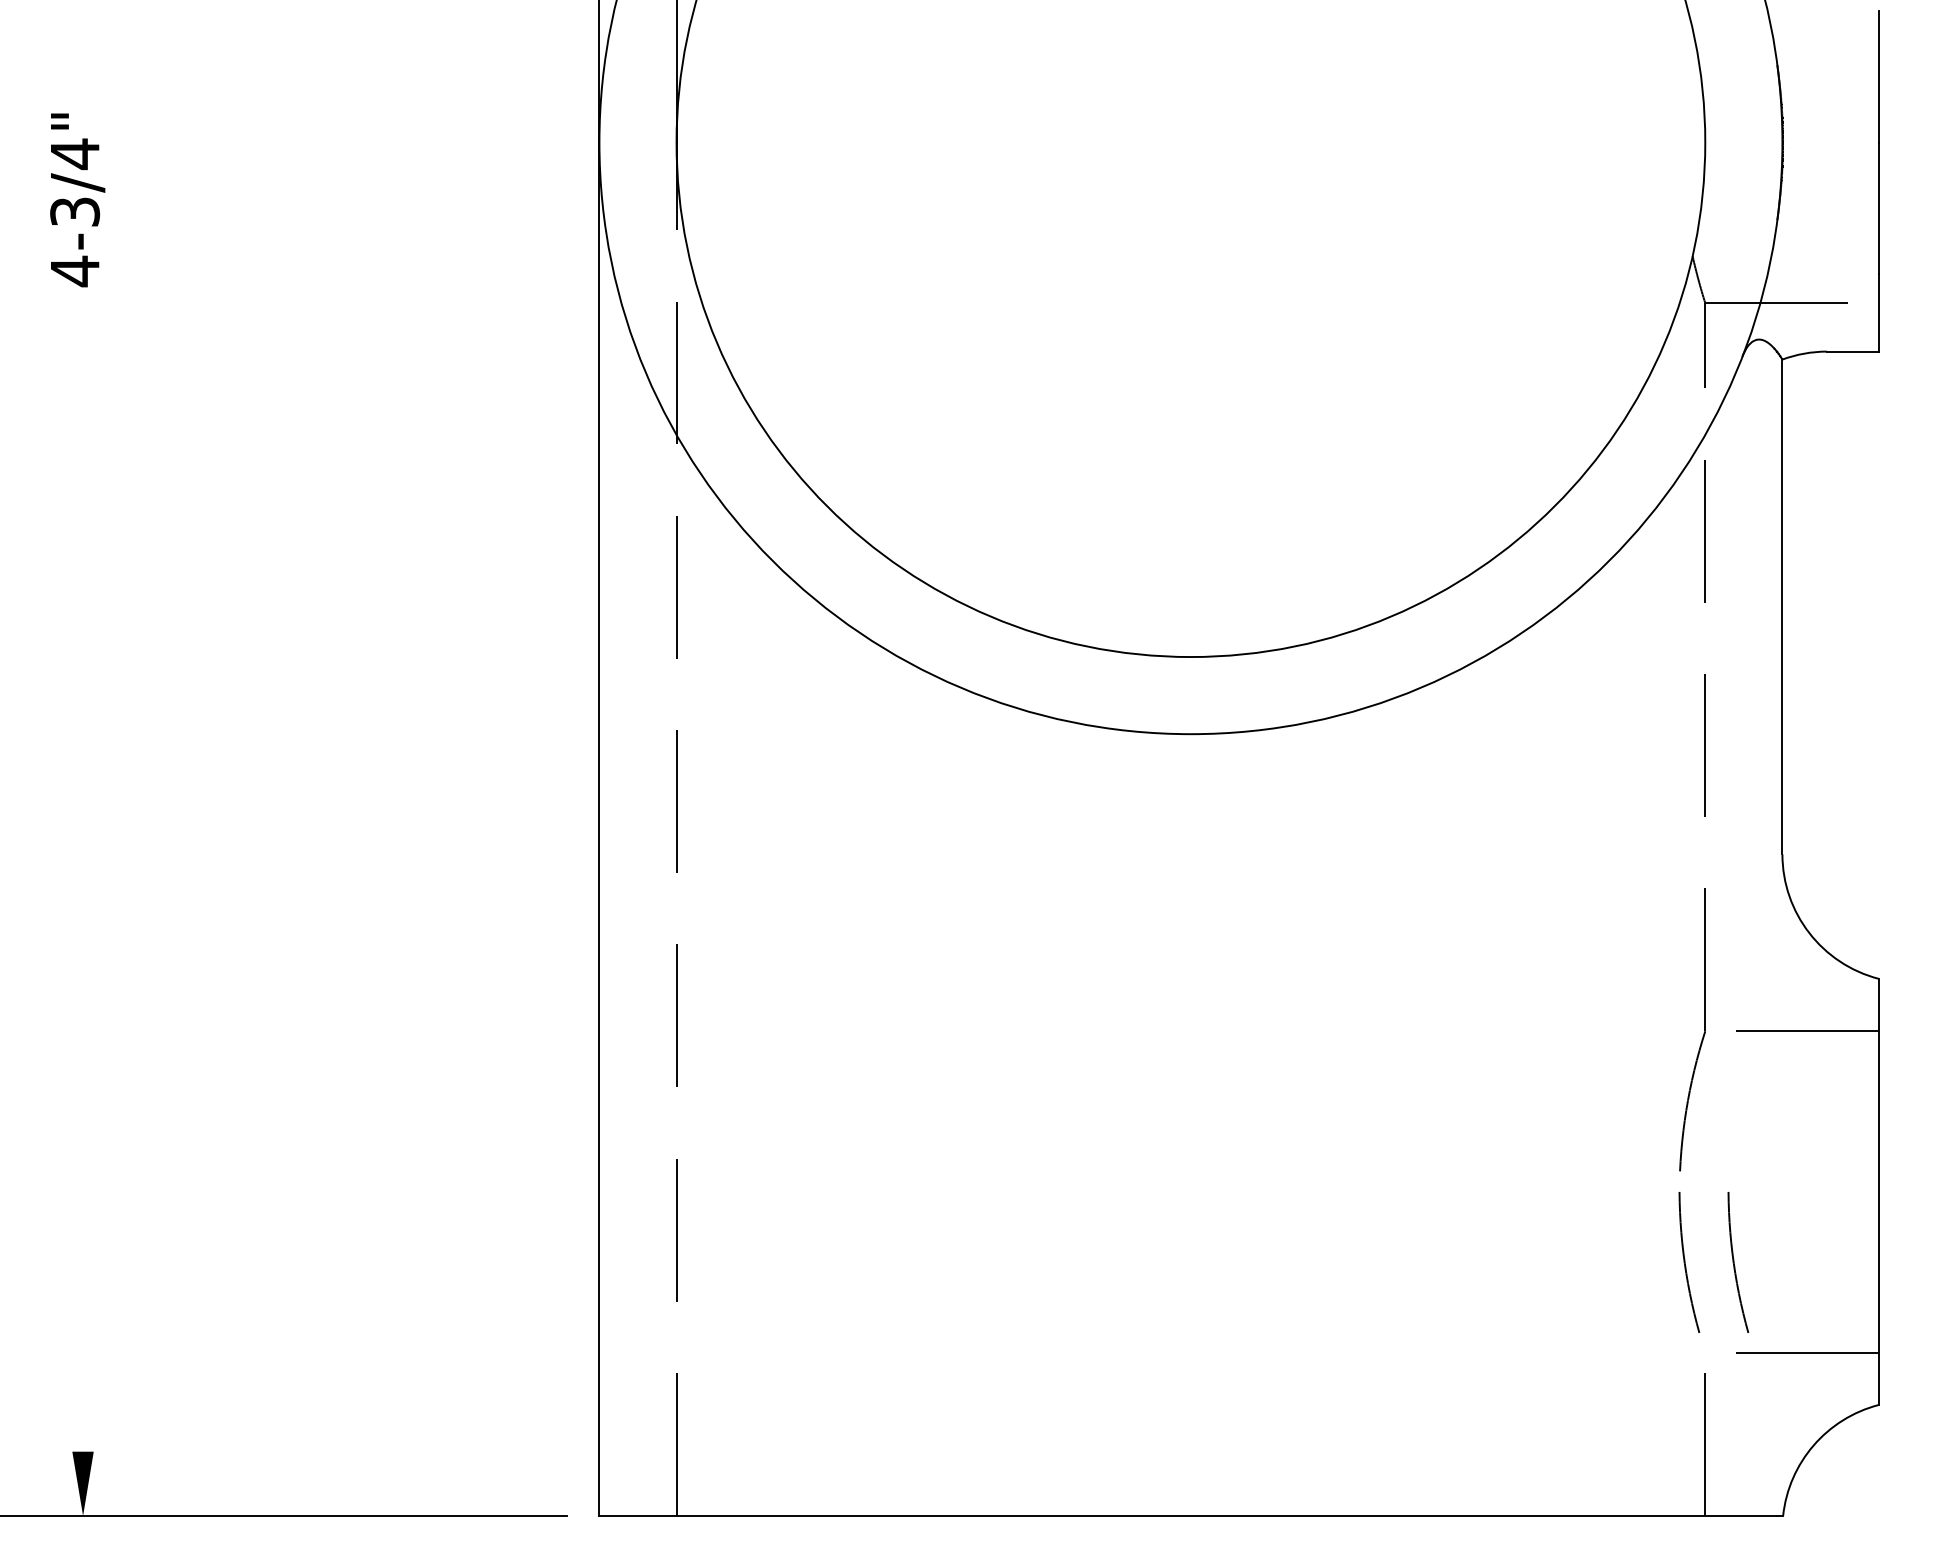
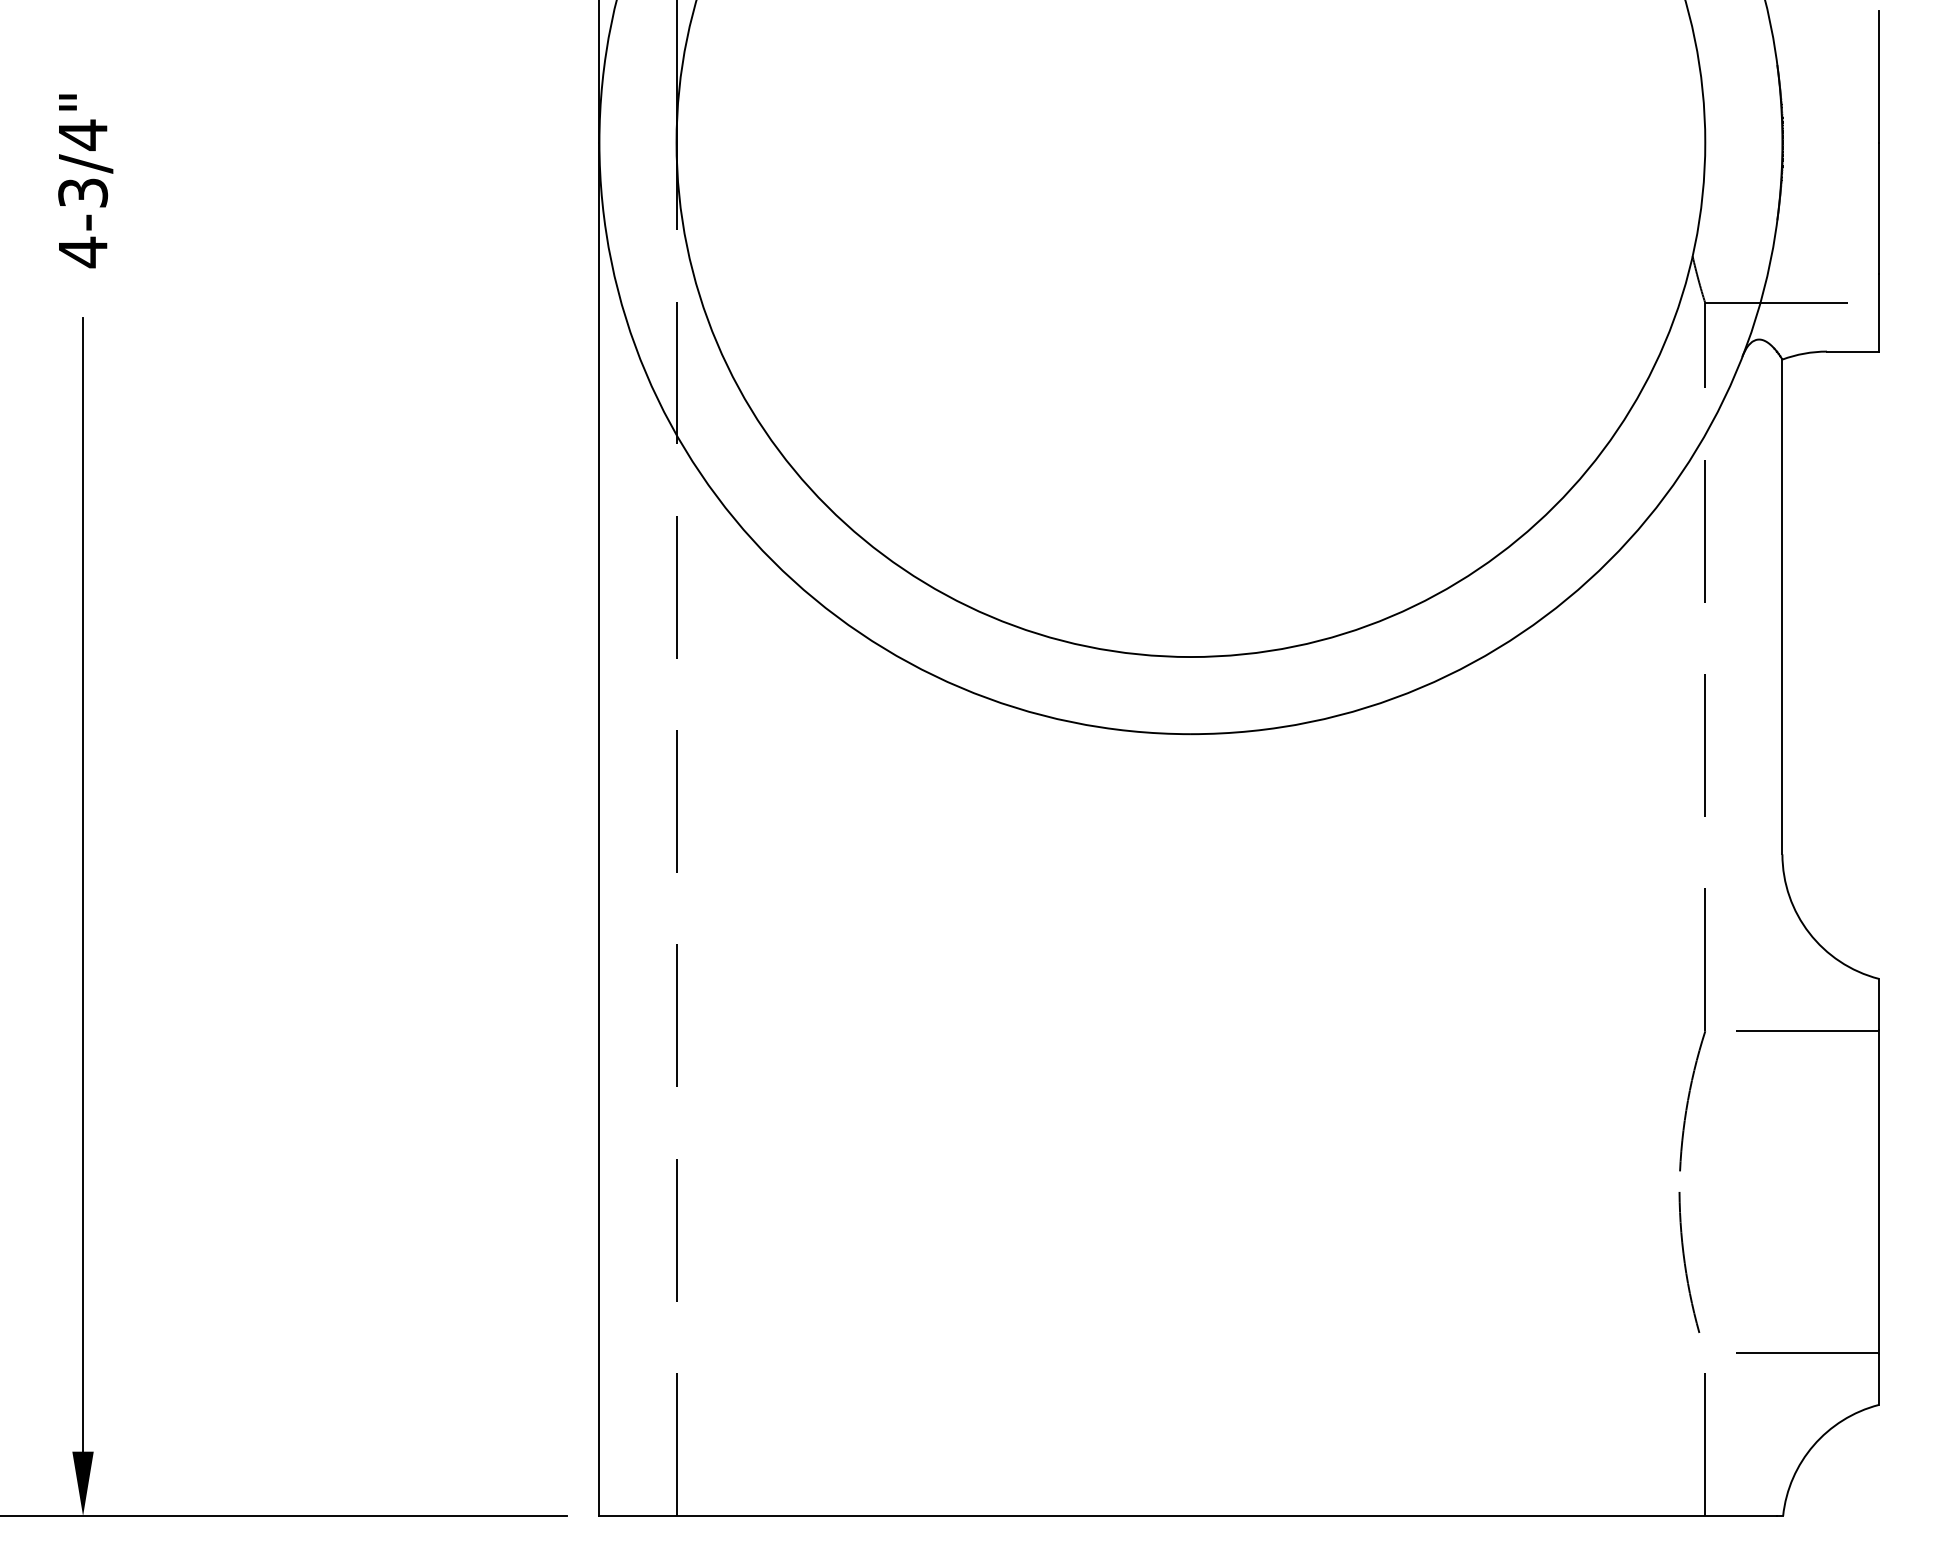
text position: (77, 200) -> (85, 181) (85, 181)
line: none -> present (83, 884)
arc: present -> none (1734, 1262)
